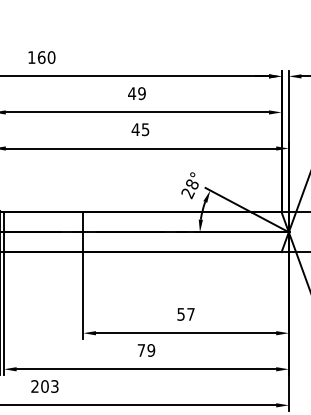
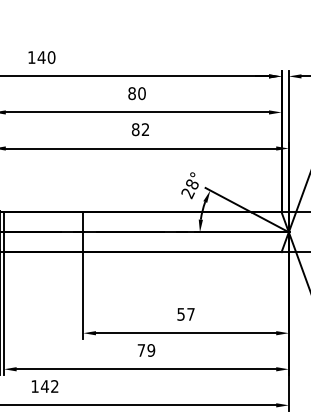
text: 160 -> 140 (41, 57)
text: 49 -> 80 (136, 93)
text: 45 -> 82 (140, 129)
text: 203 -> 142 (44, 386)
